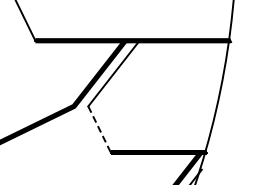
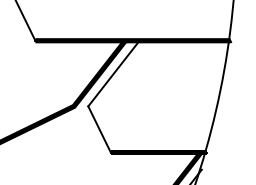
line: dashed -> solid (99, 129)
